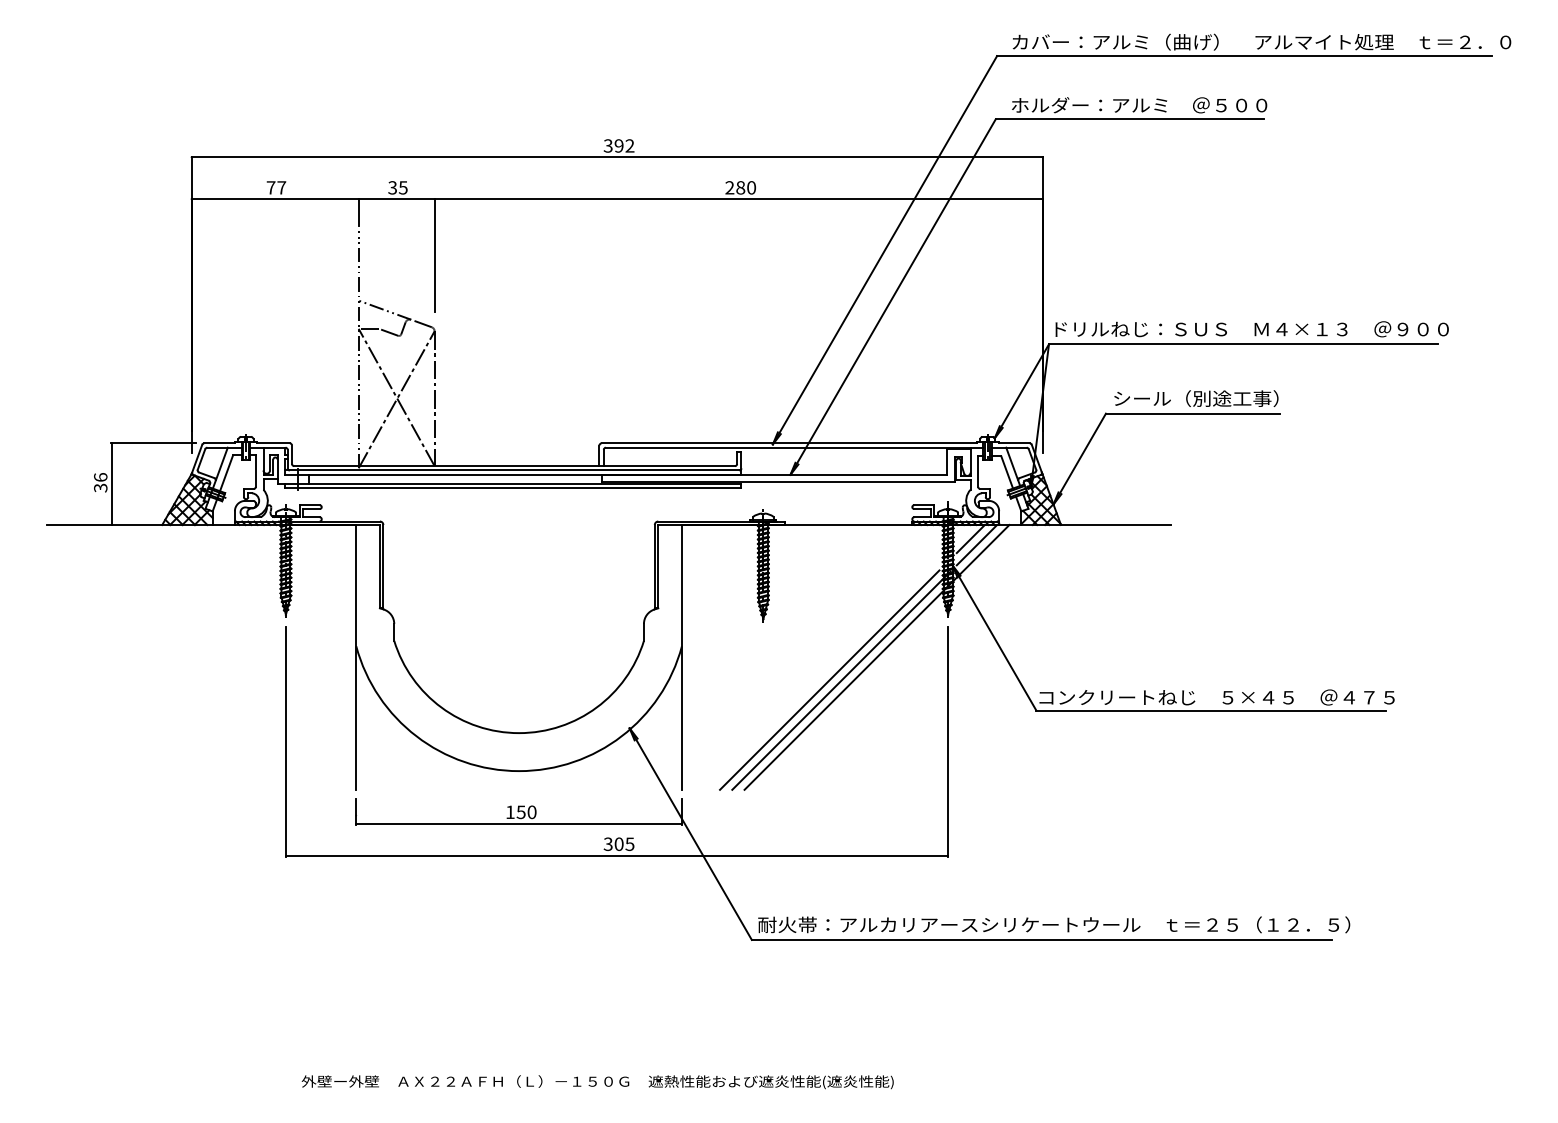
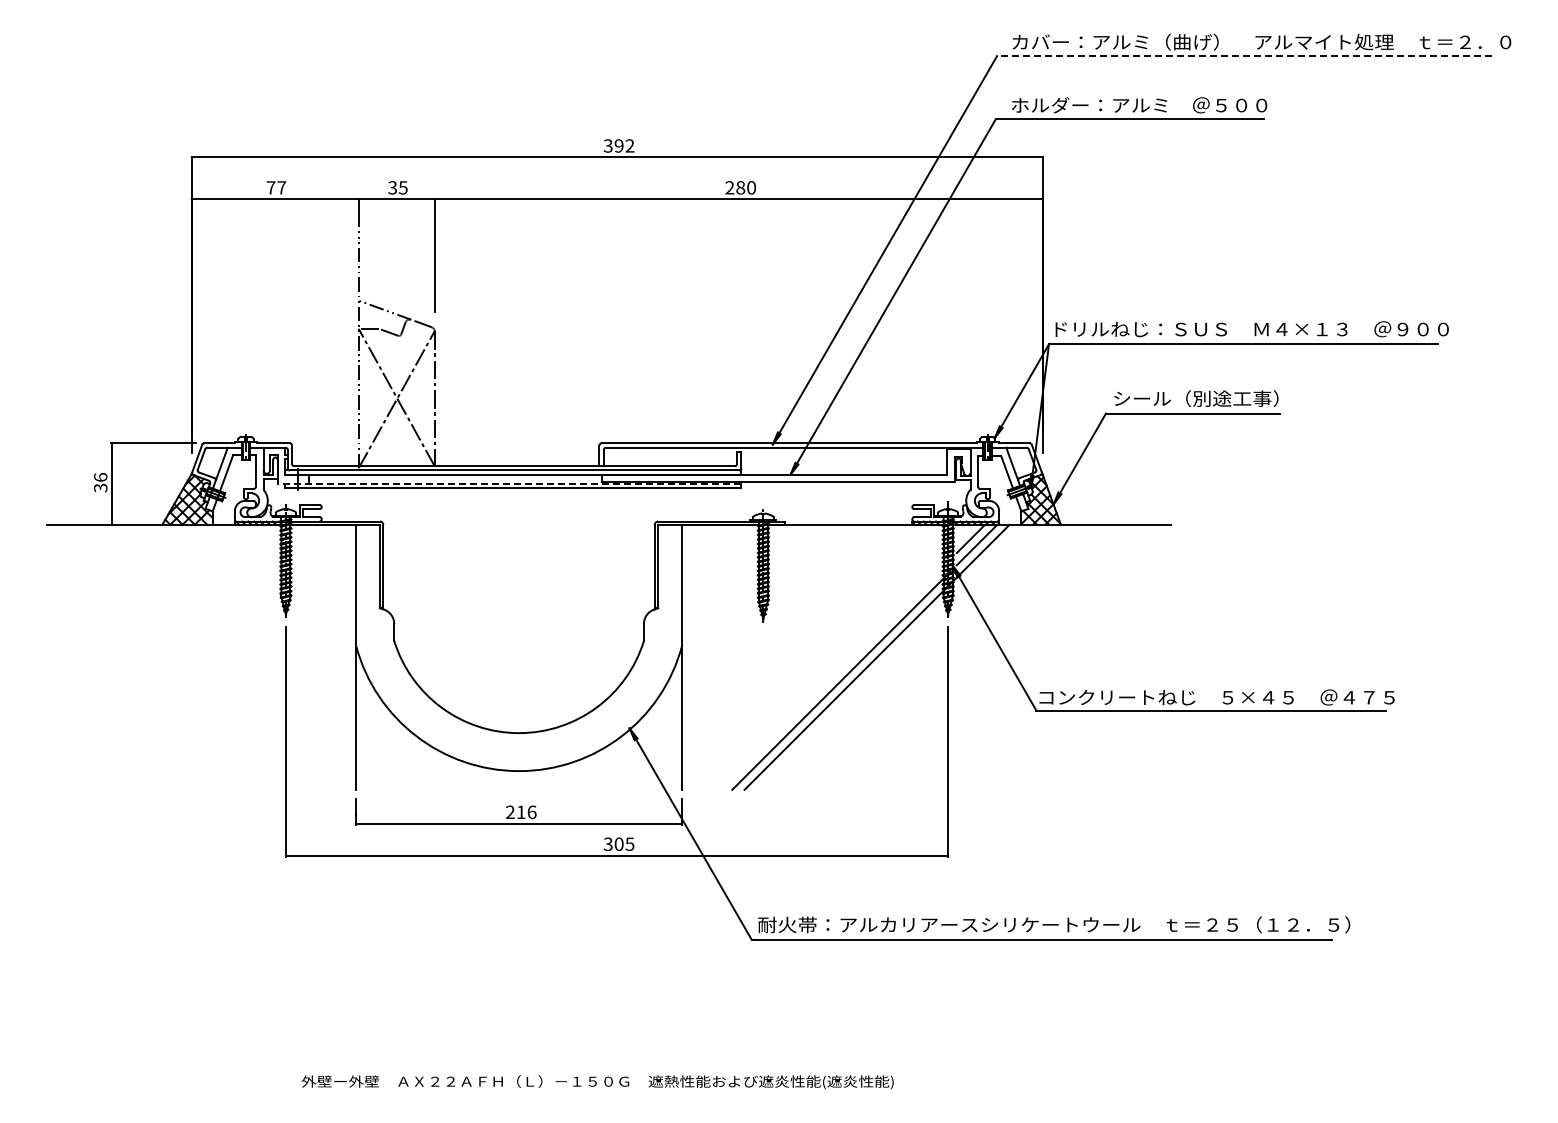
line: solid -> dashed (1244, 56)
line: solid -> dashed (509, 483)
line: present -> none (829, 679)
text: 150 -> 216 (520, 812)
